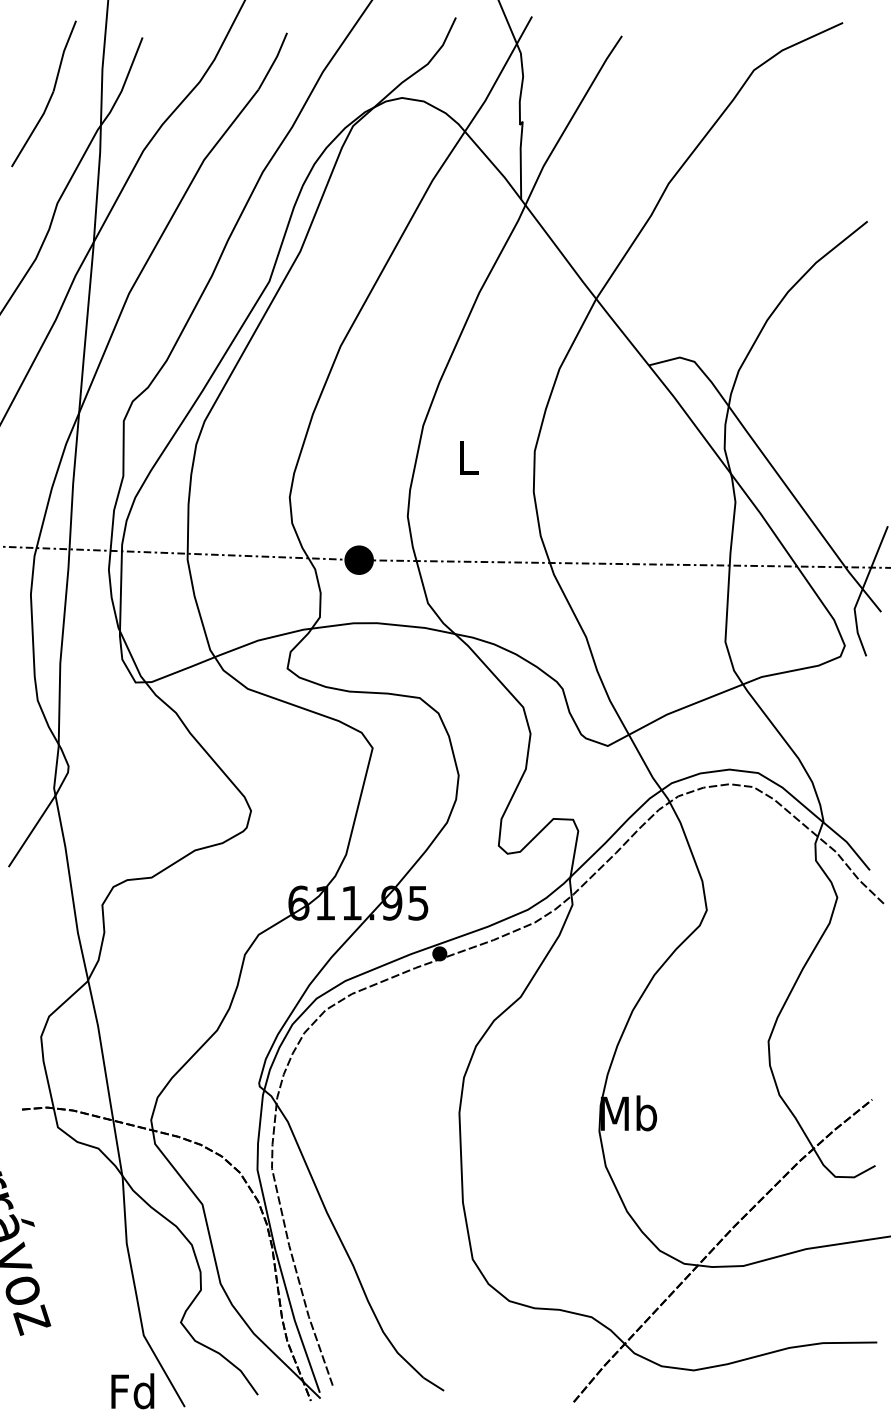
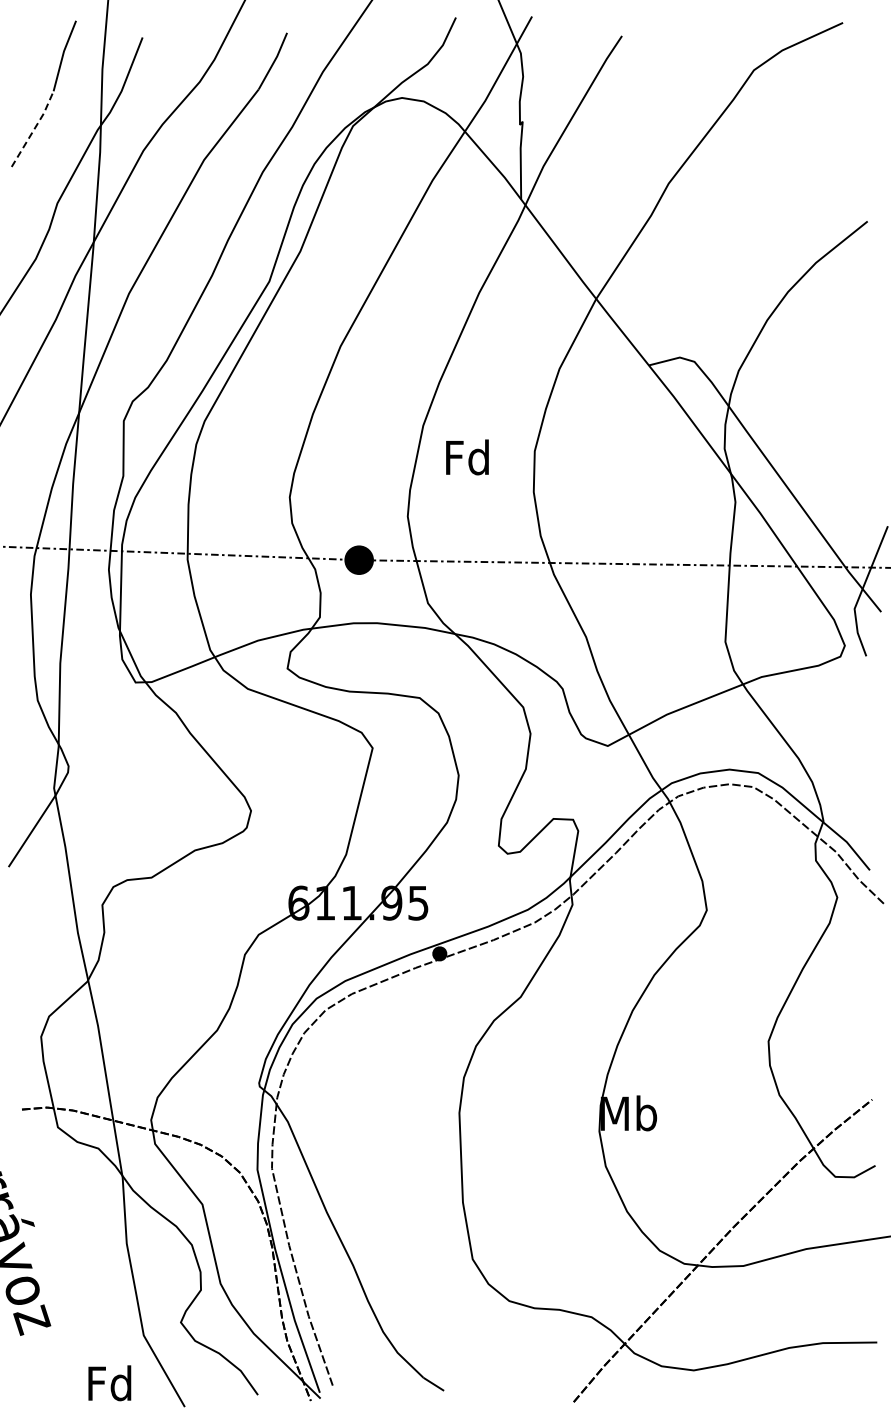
line: solid -> dashed (34, 128)
text: L -> Fd (467, 457)
text position: (132, 1391) -> (109, 1383) (109, 1383)
